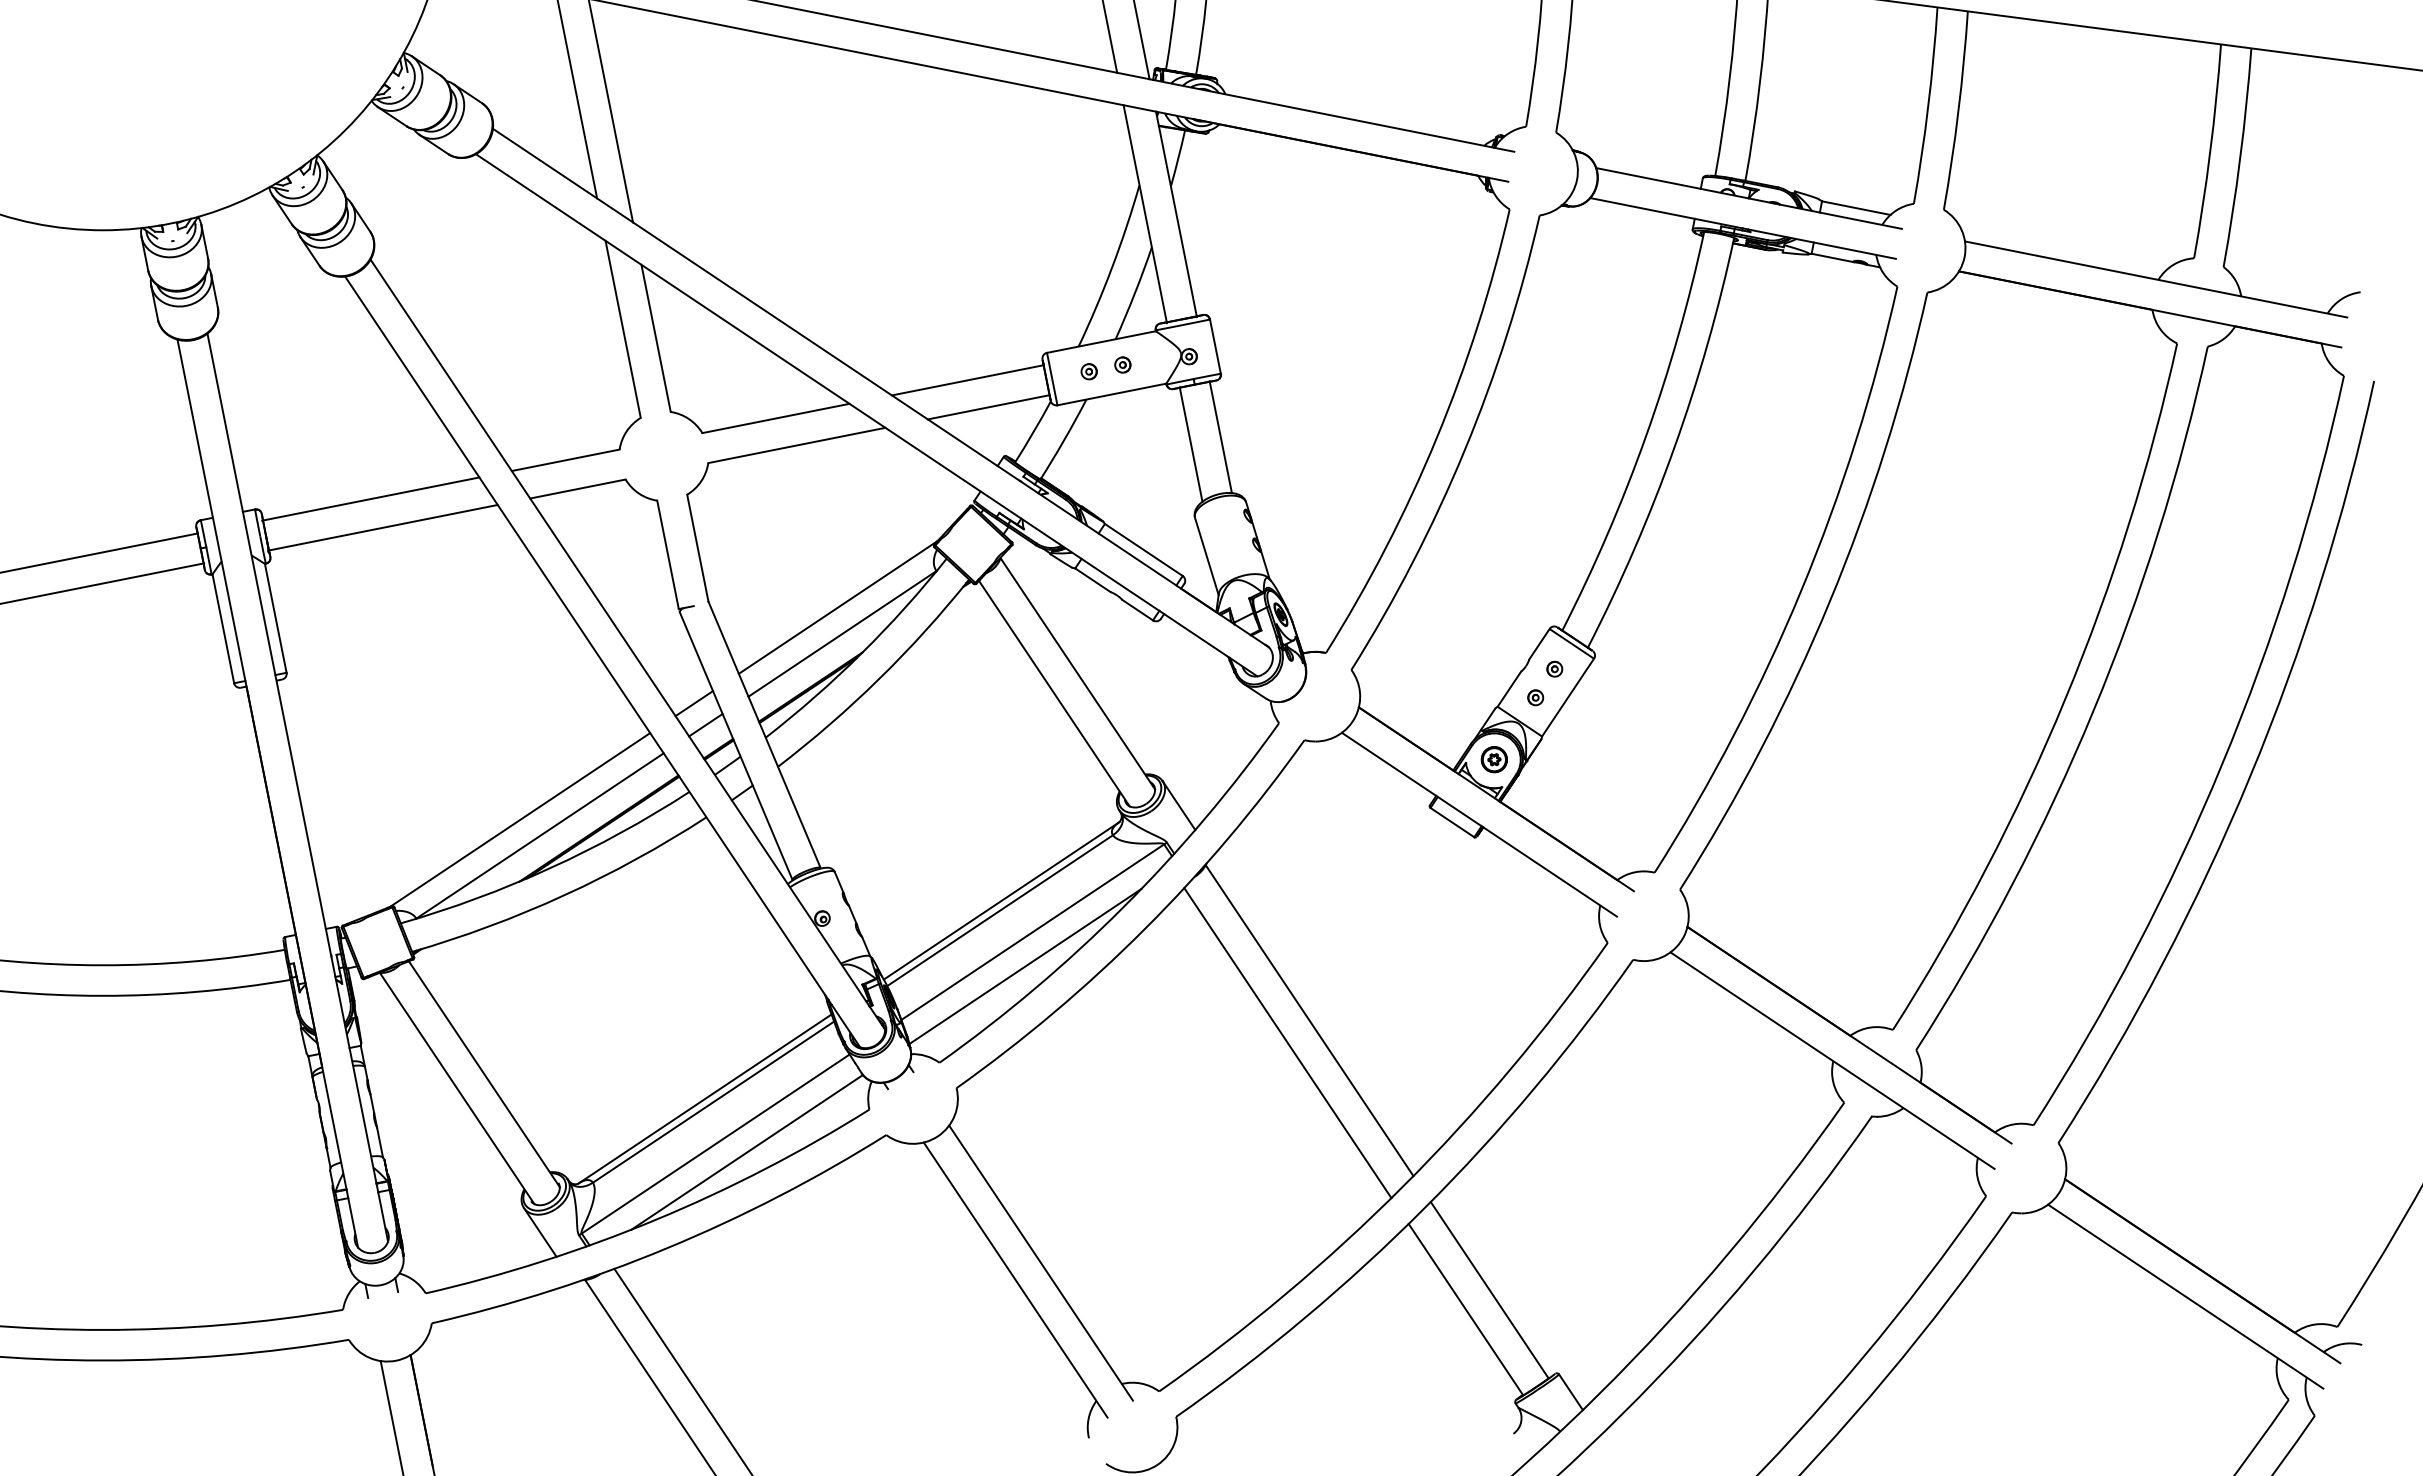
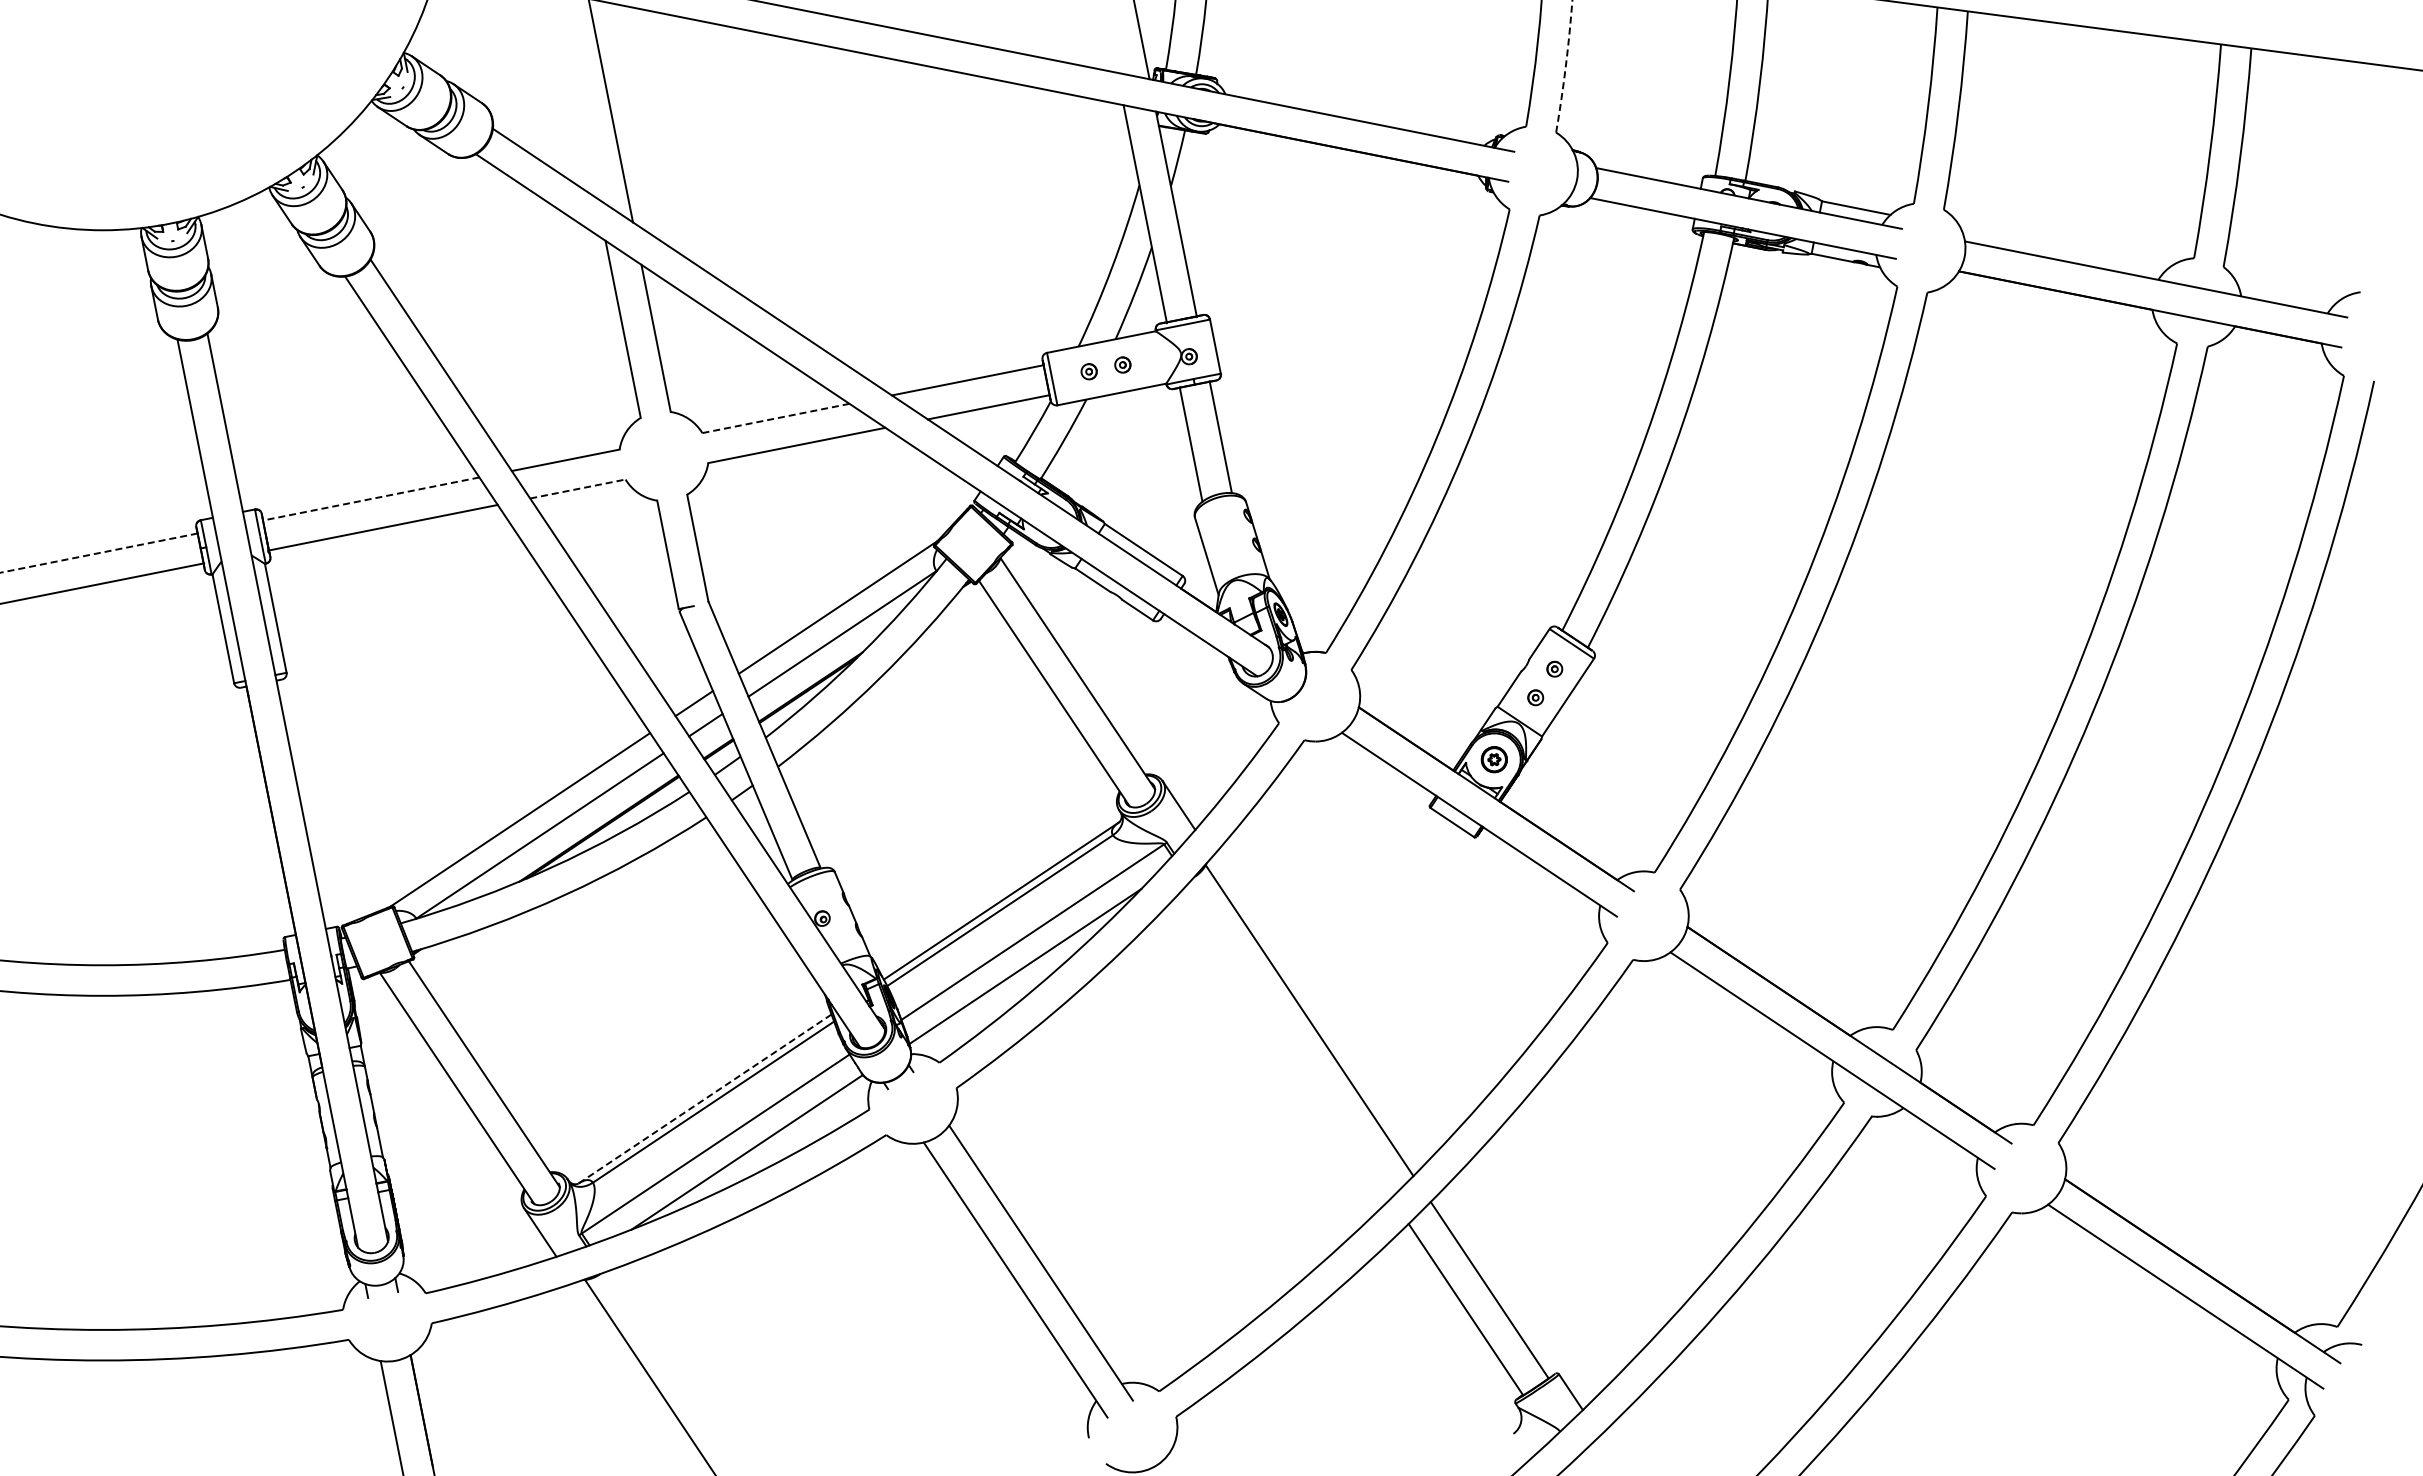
line: present -> none (1110, 37)
arc: solid -> dashed (1565, 66)
line: present -> none (577, 100)
line: solid -> dashed (775, 418)
line: solid -> dashed (577, 489)
line: solid -> dashed (370, 499)
line: solid -> dashed (98, 553)
line: present -> none (1287, 1043)
line: solid -> dashed (704, 1099)
line: present -> none (682, 1370)
